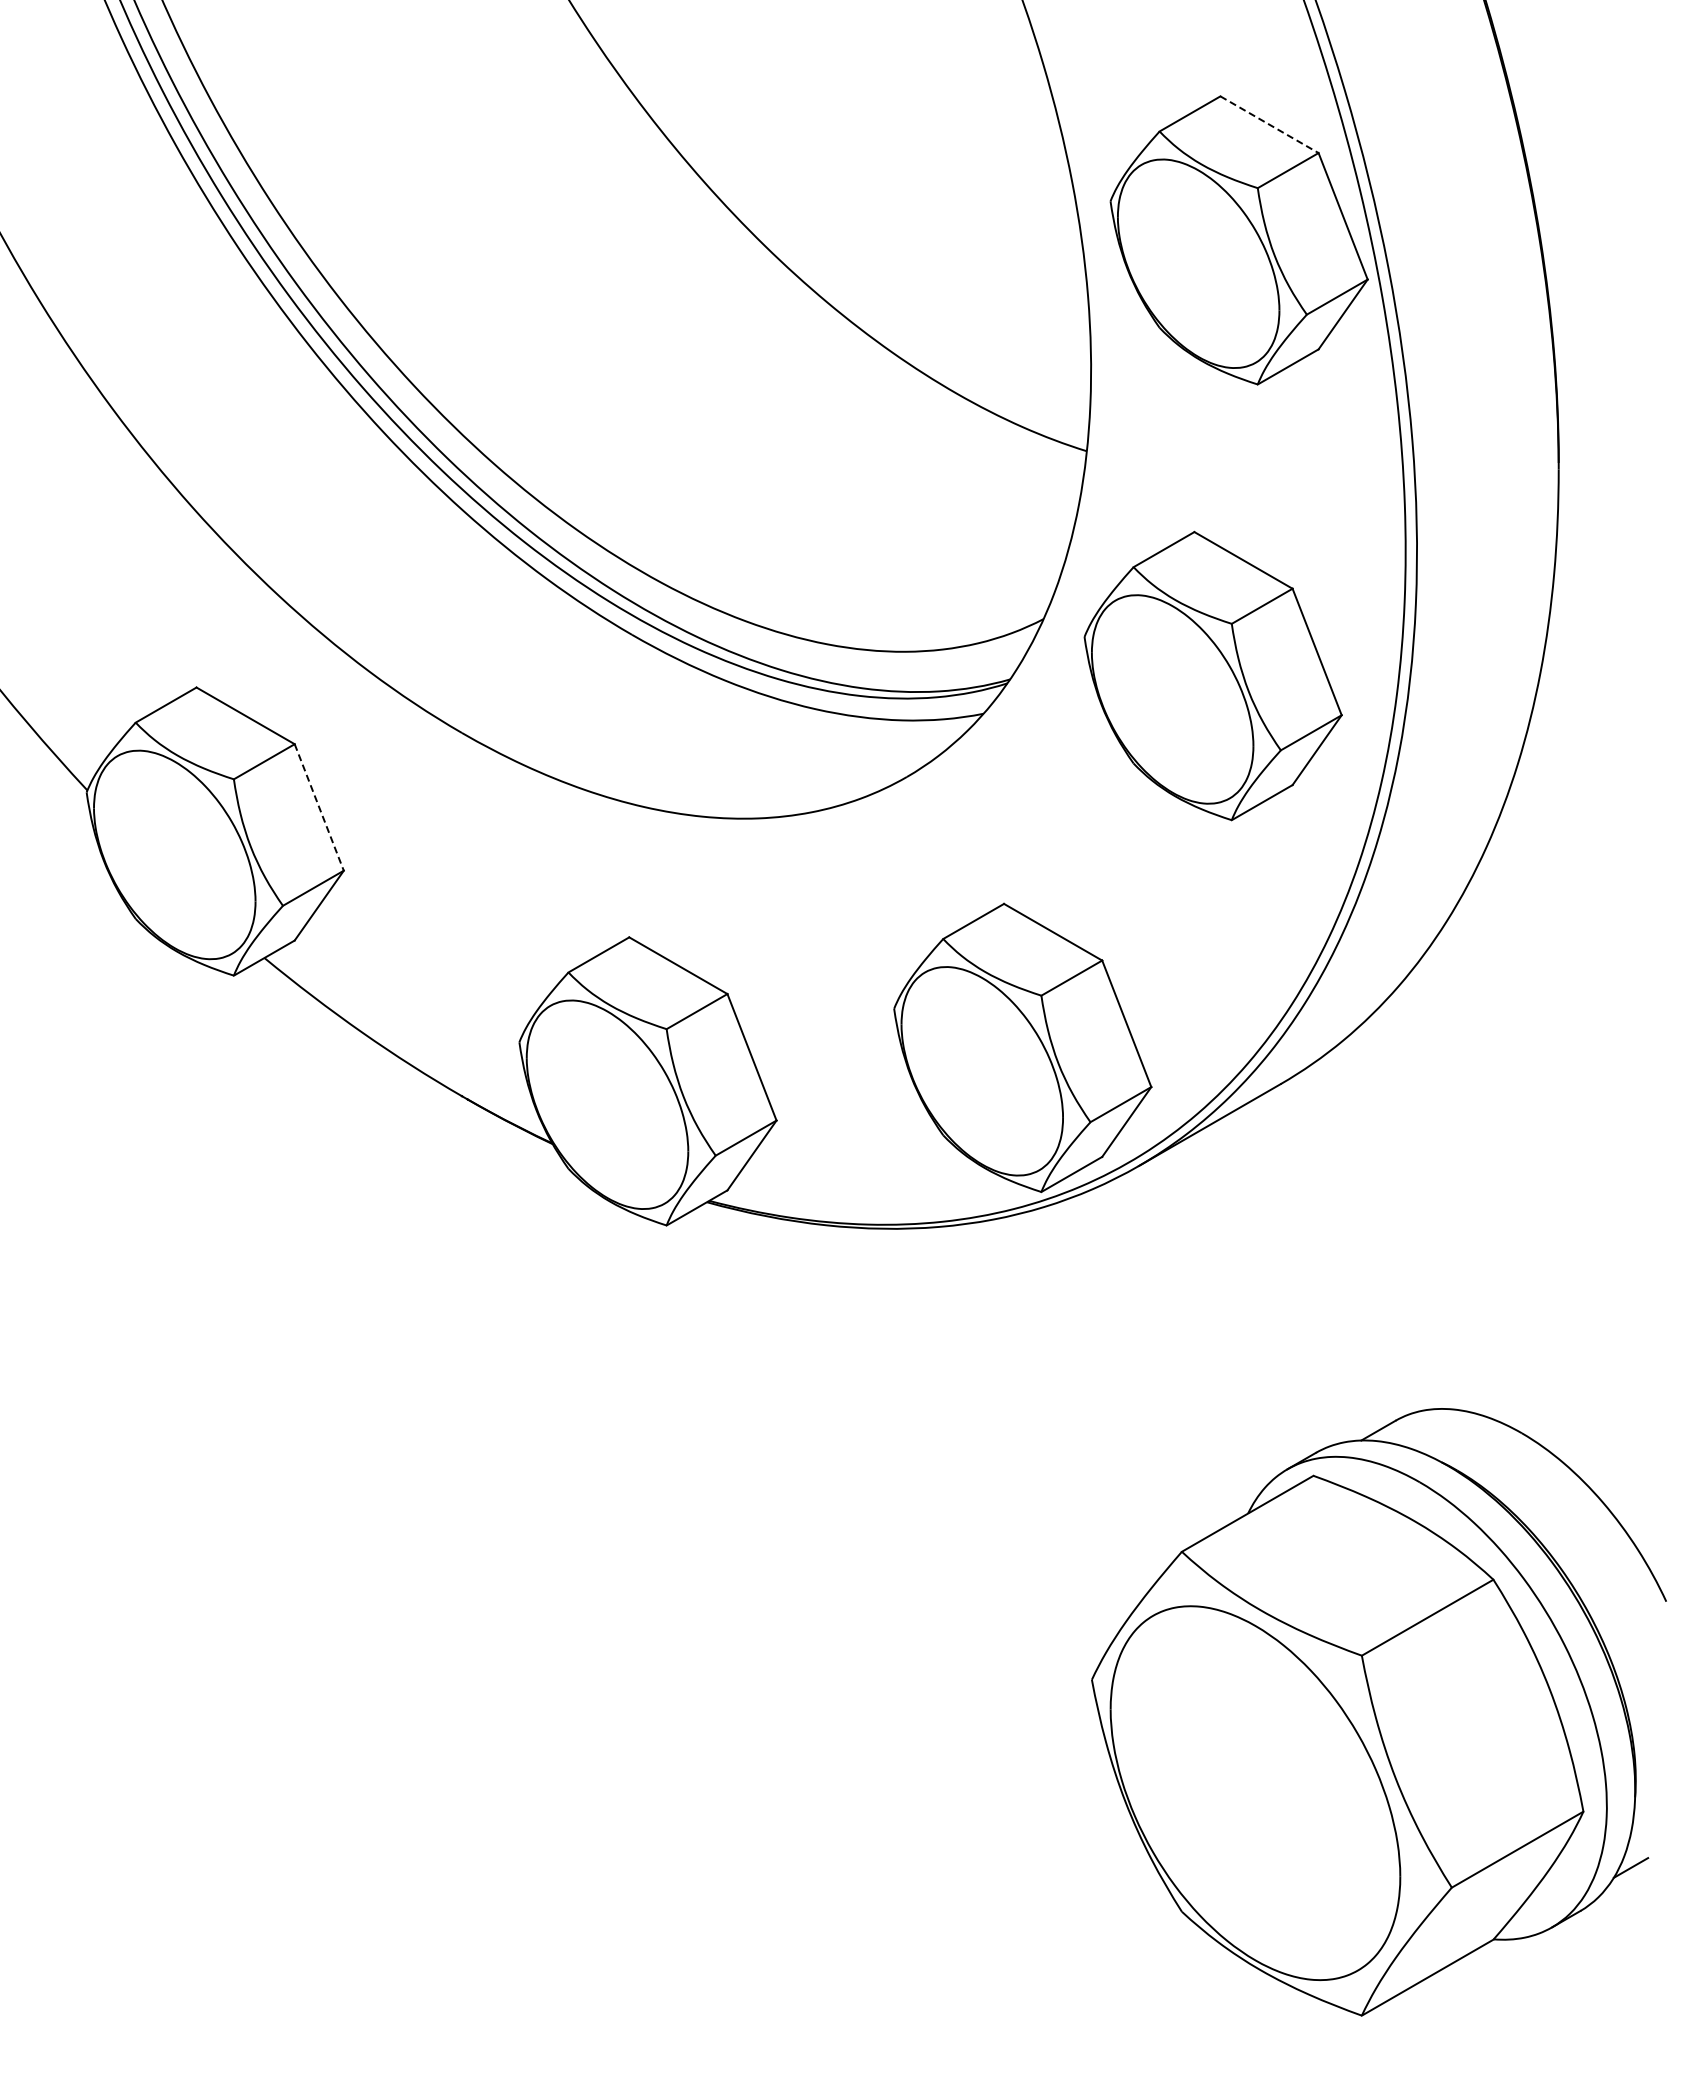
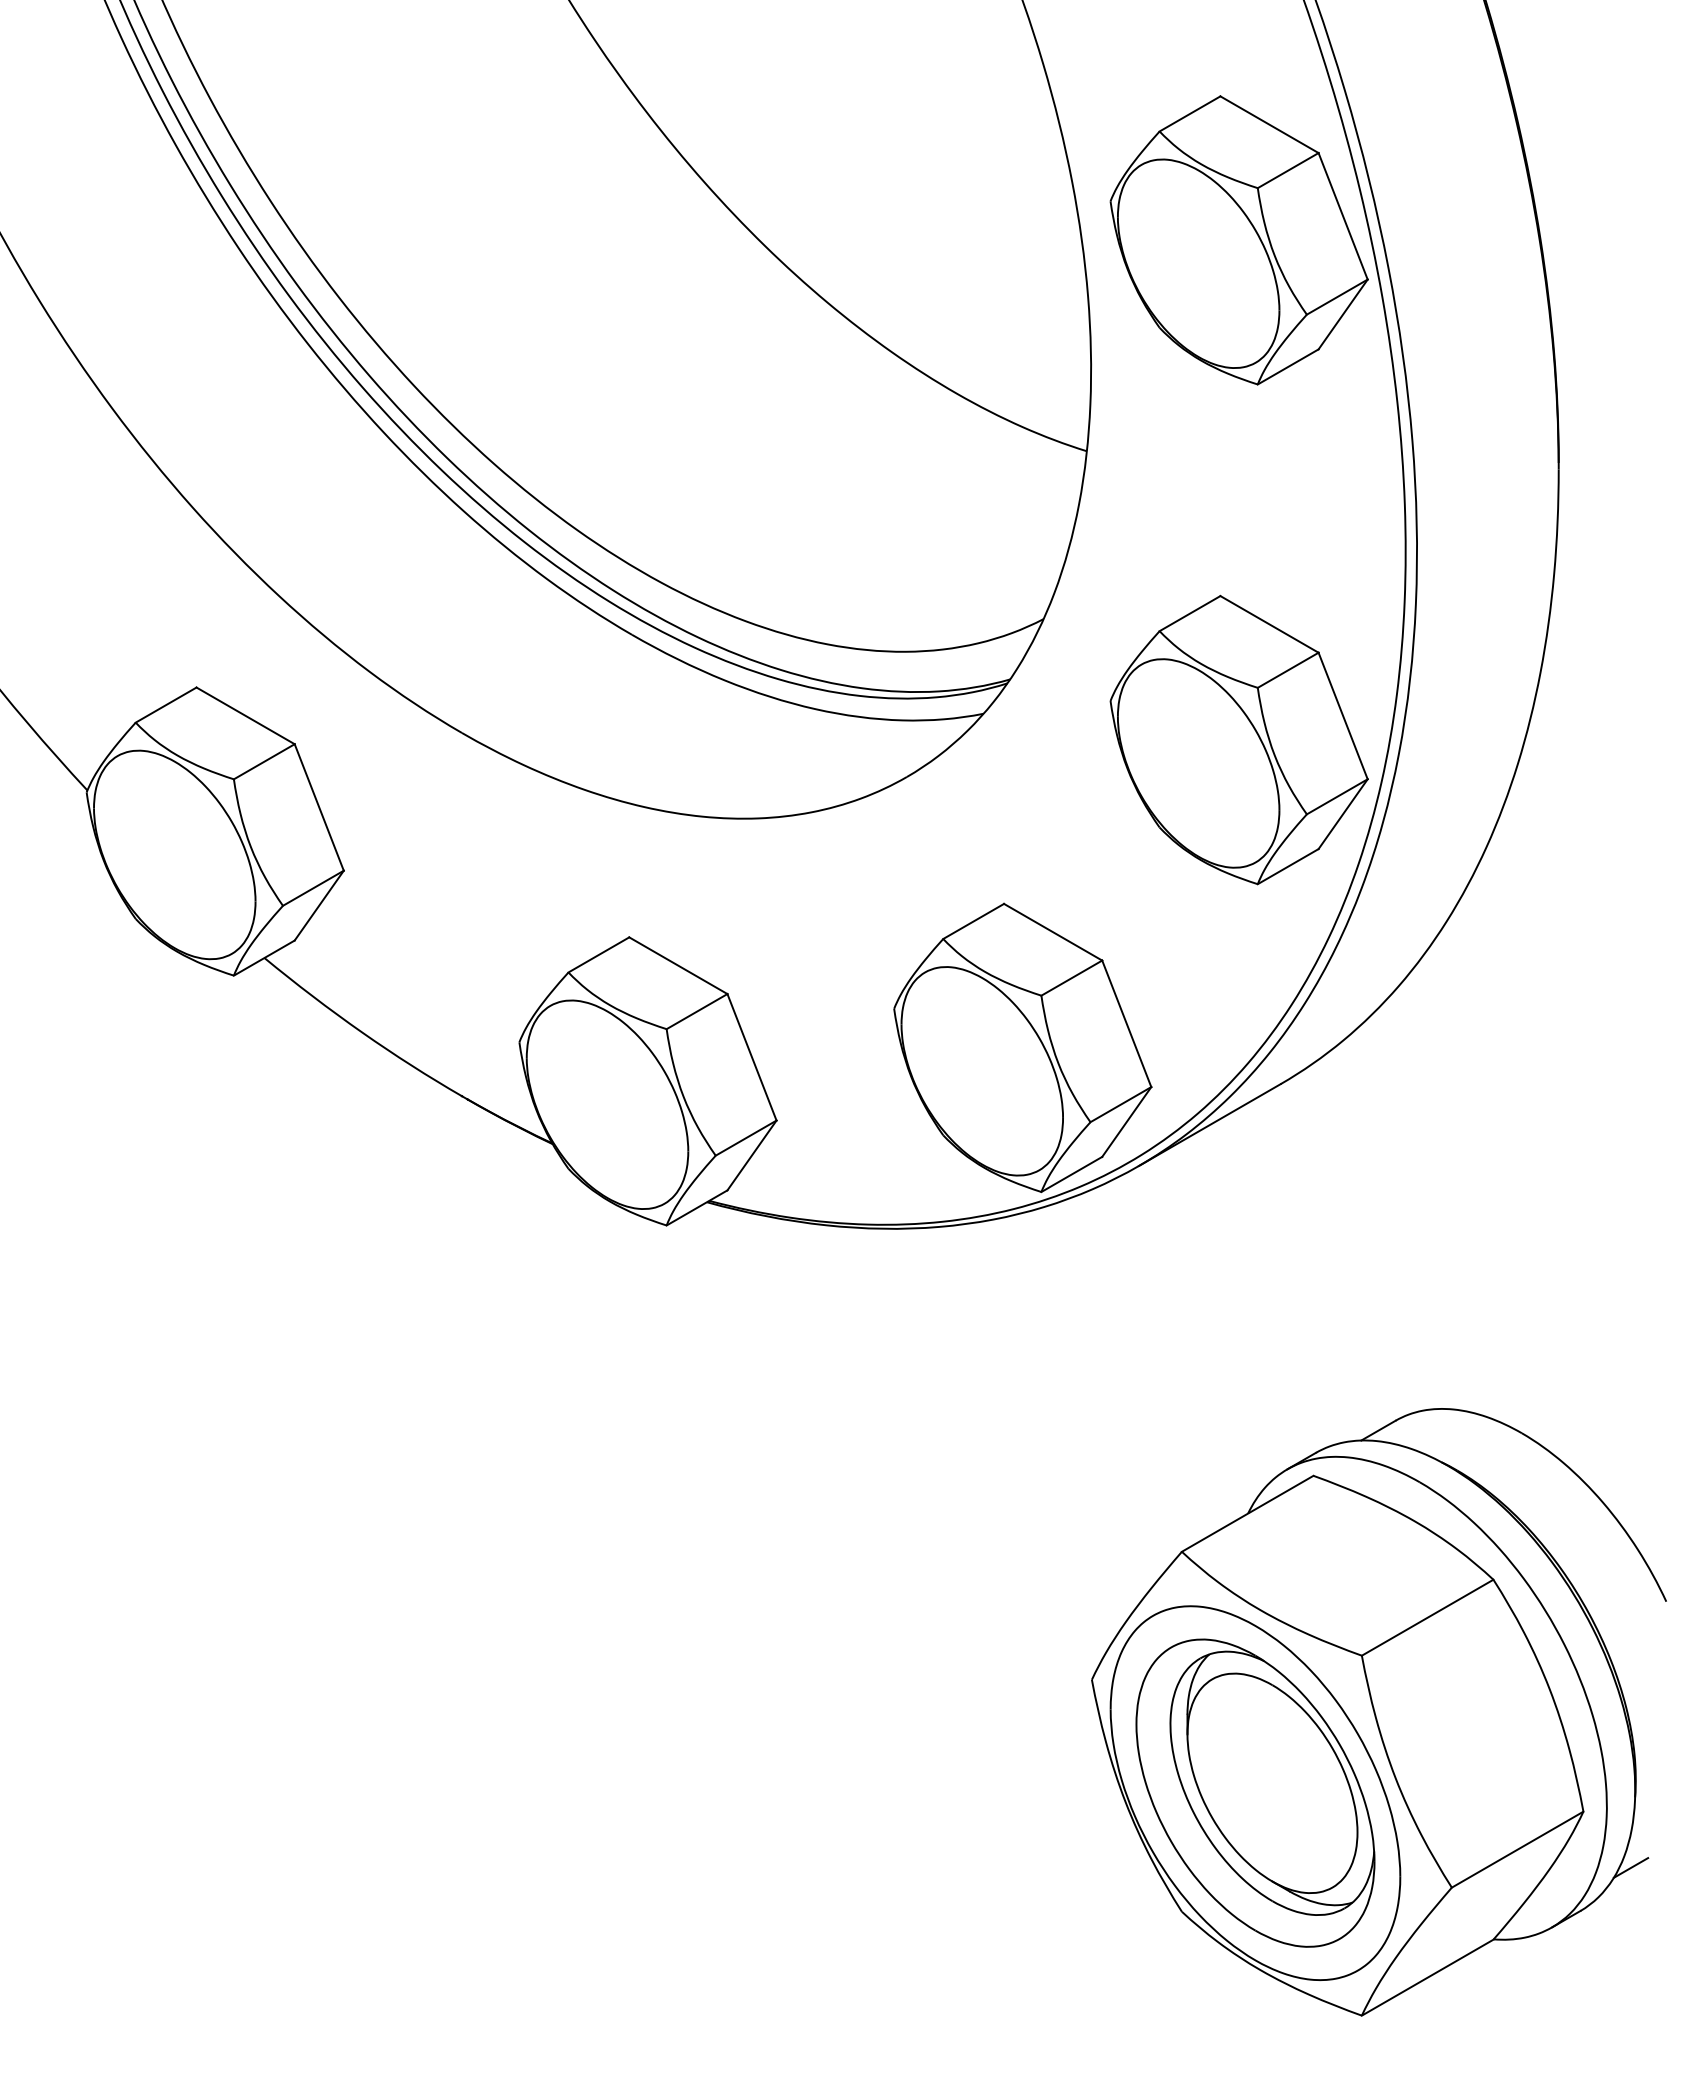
line: dashed -> solid (1269, 124)
part position: (1212, 675) -> (1238, 739) (1238, 739)
line: dashed -> solid (319, 807)
part: none -> present (1255, 1792)
